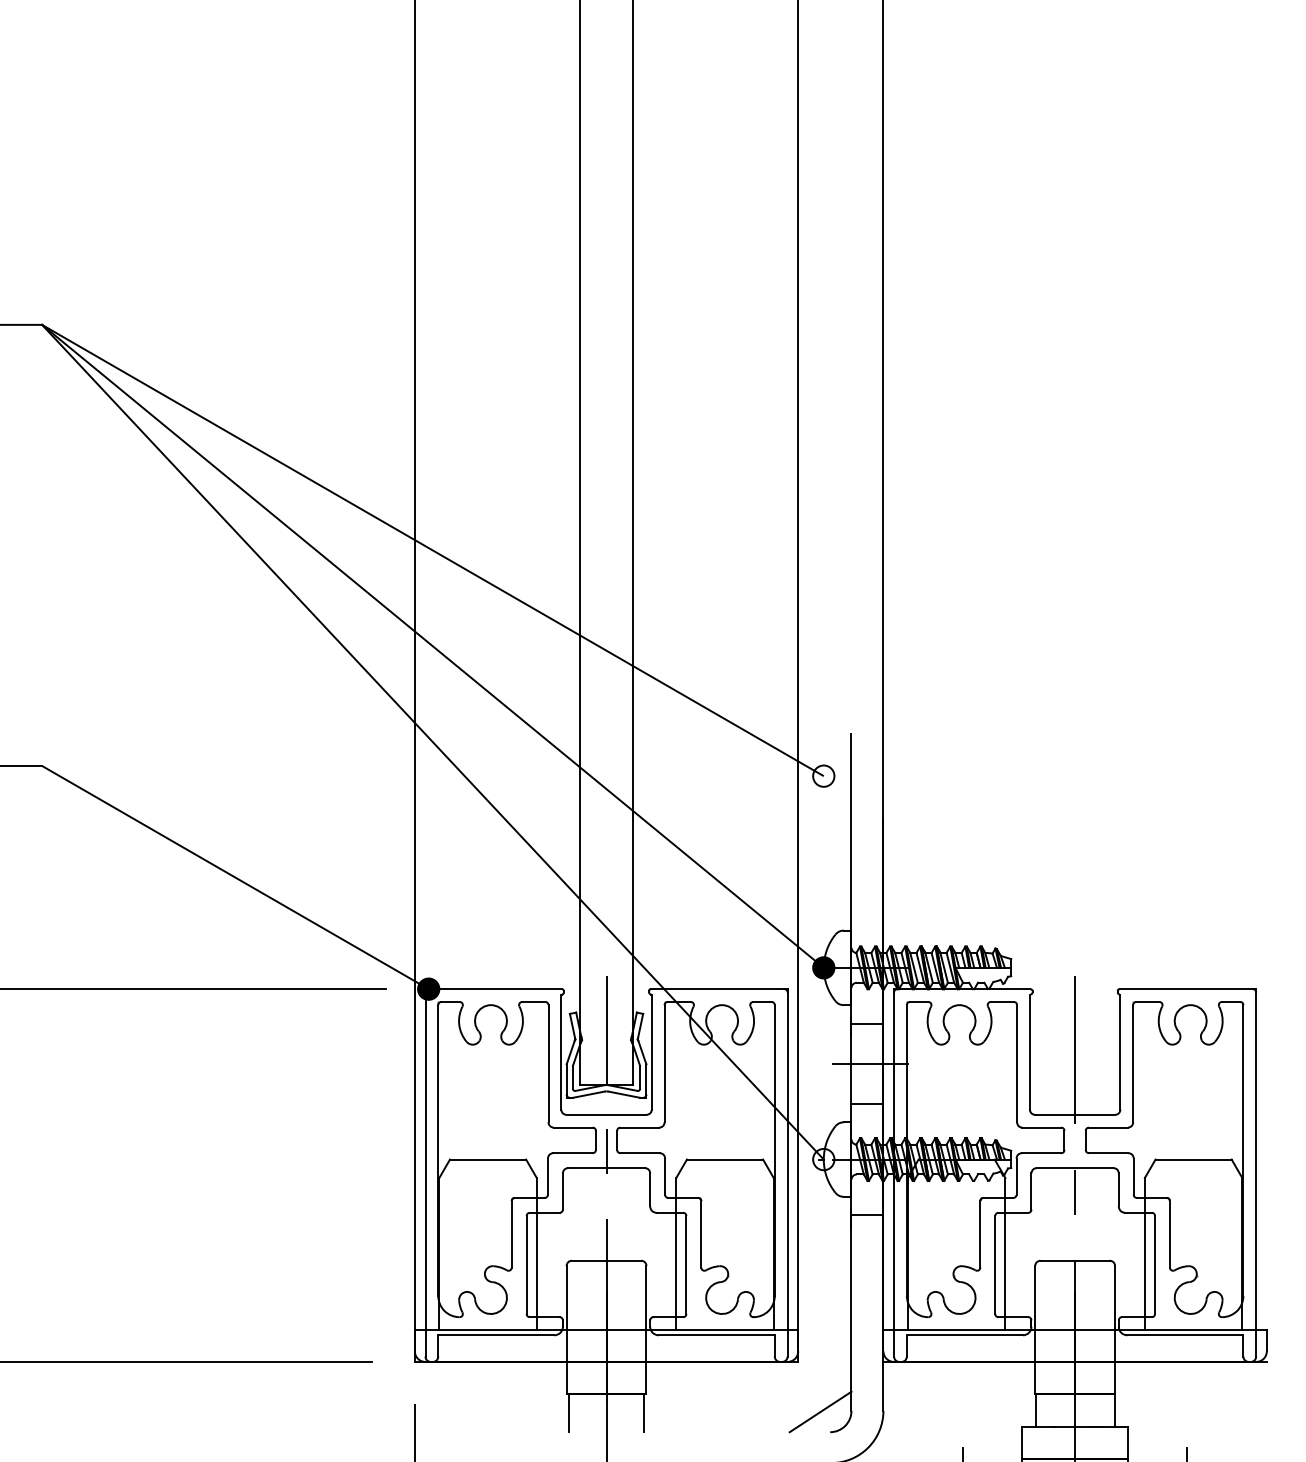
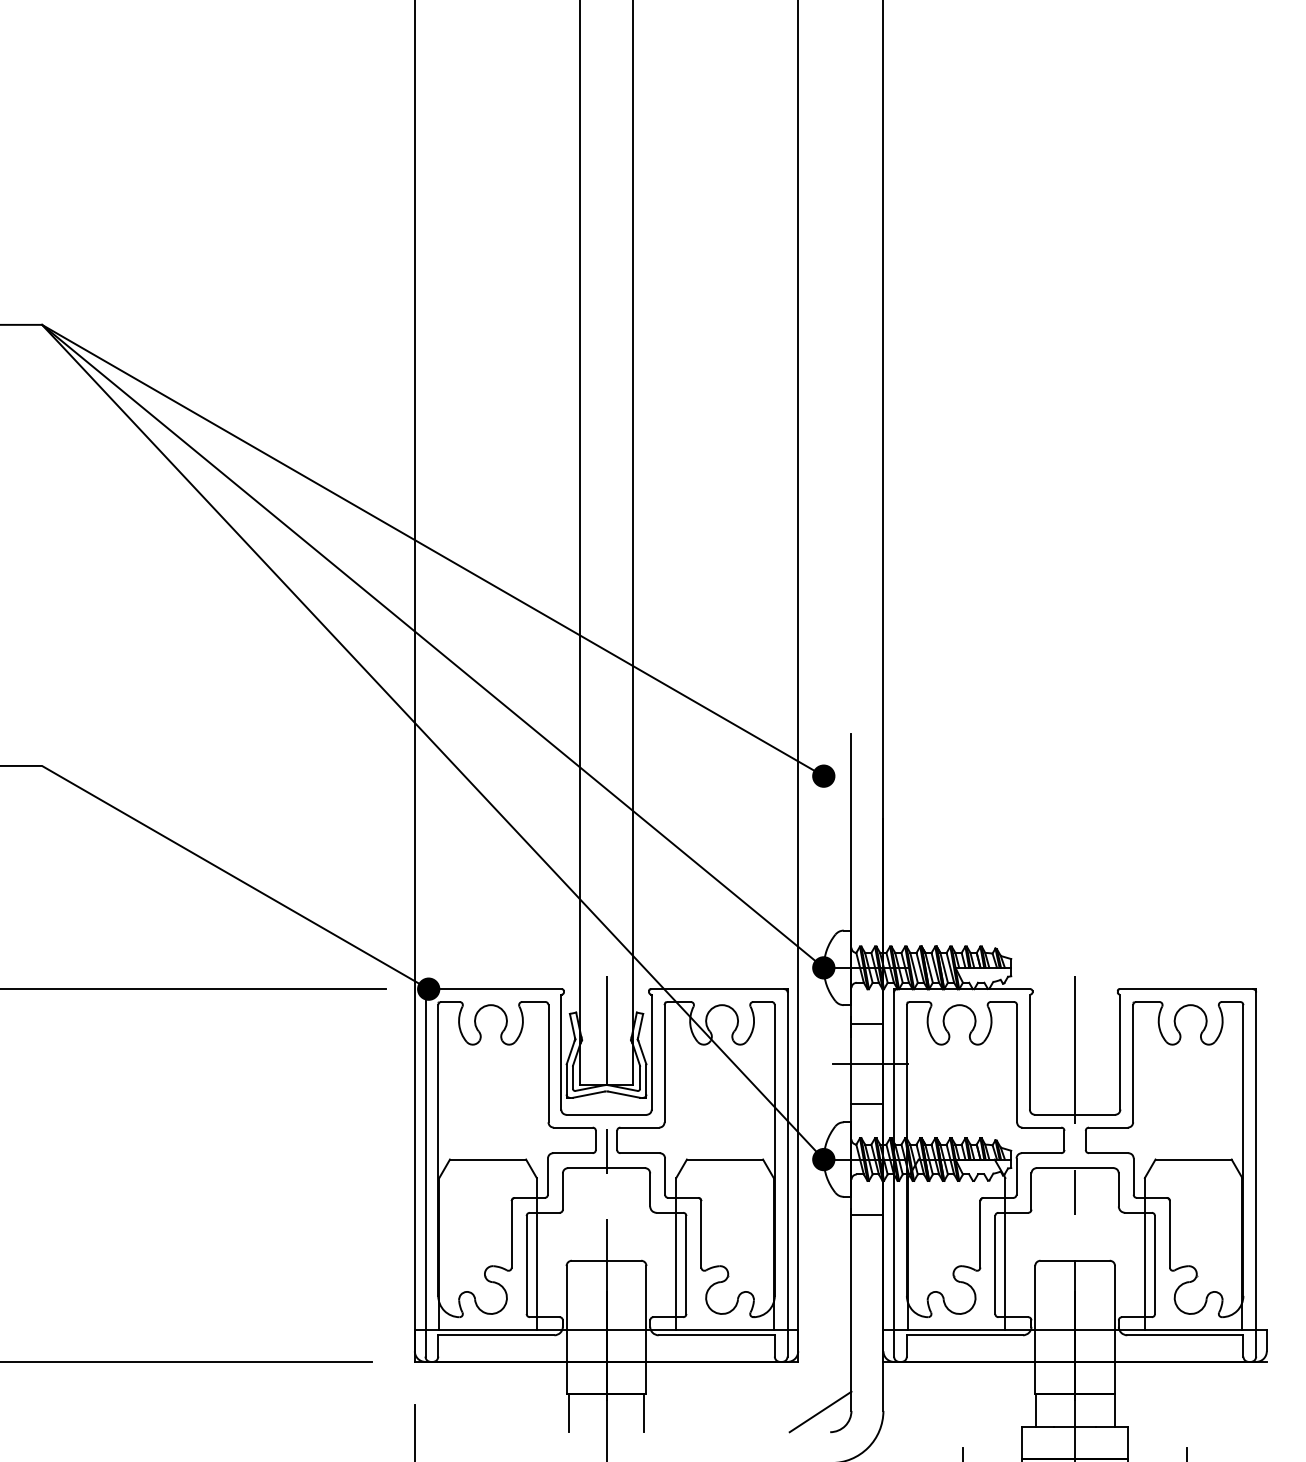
fill: none -> present (823, 775)
fill: none -> present (823, 1159)
